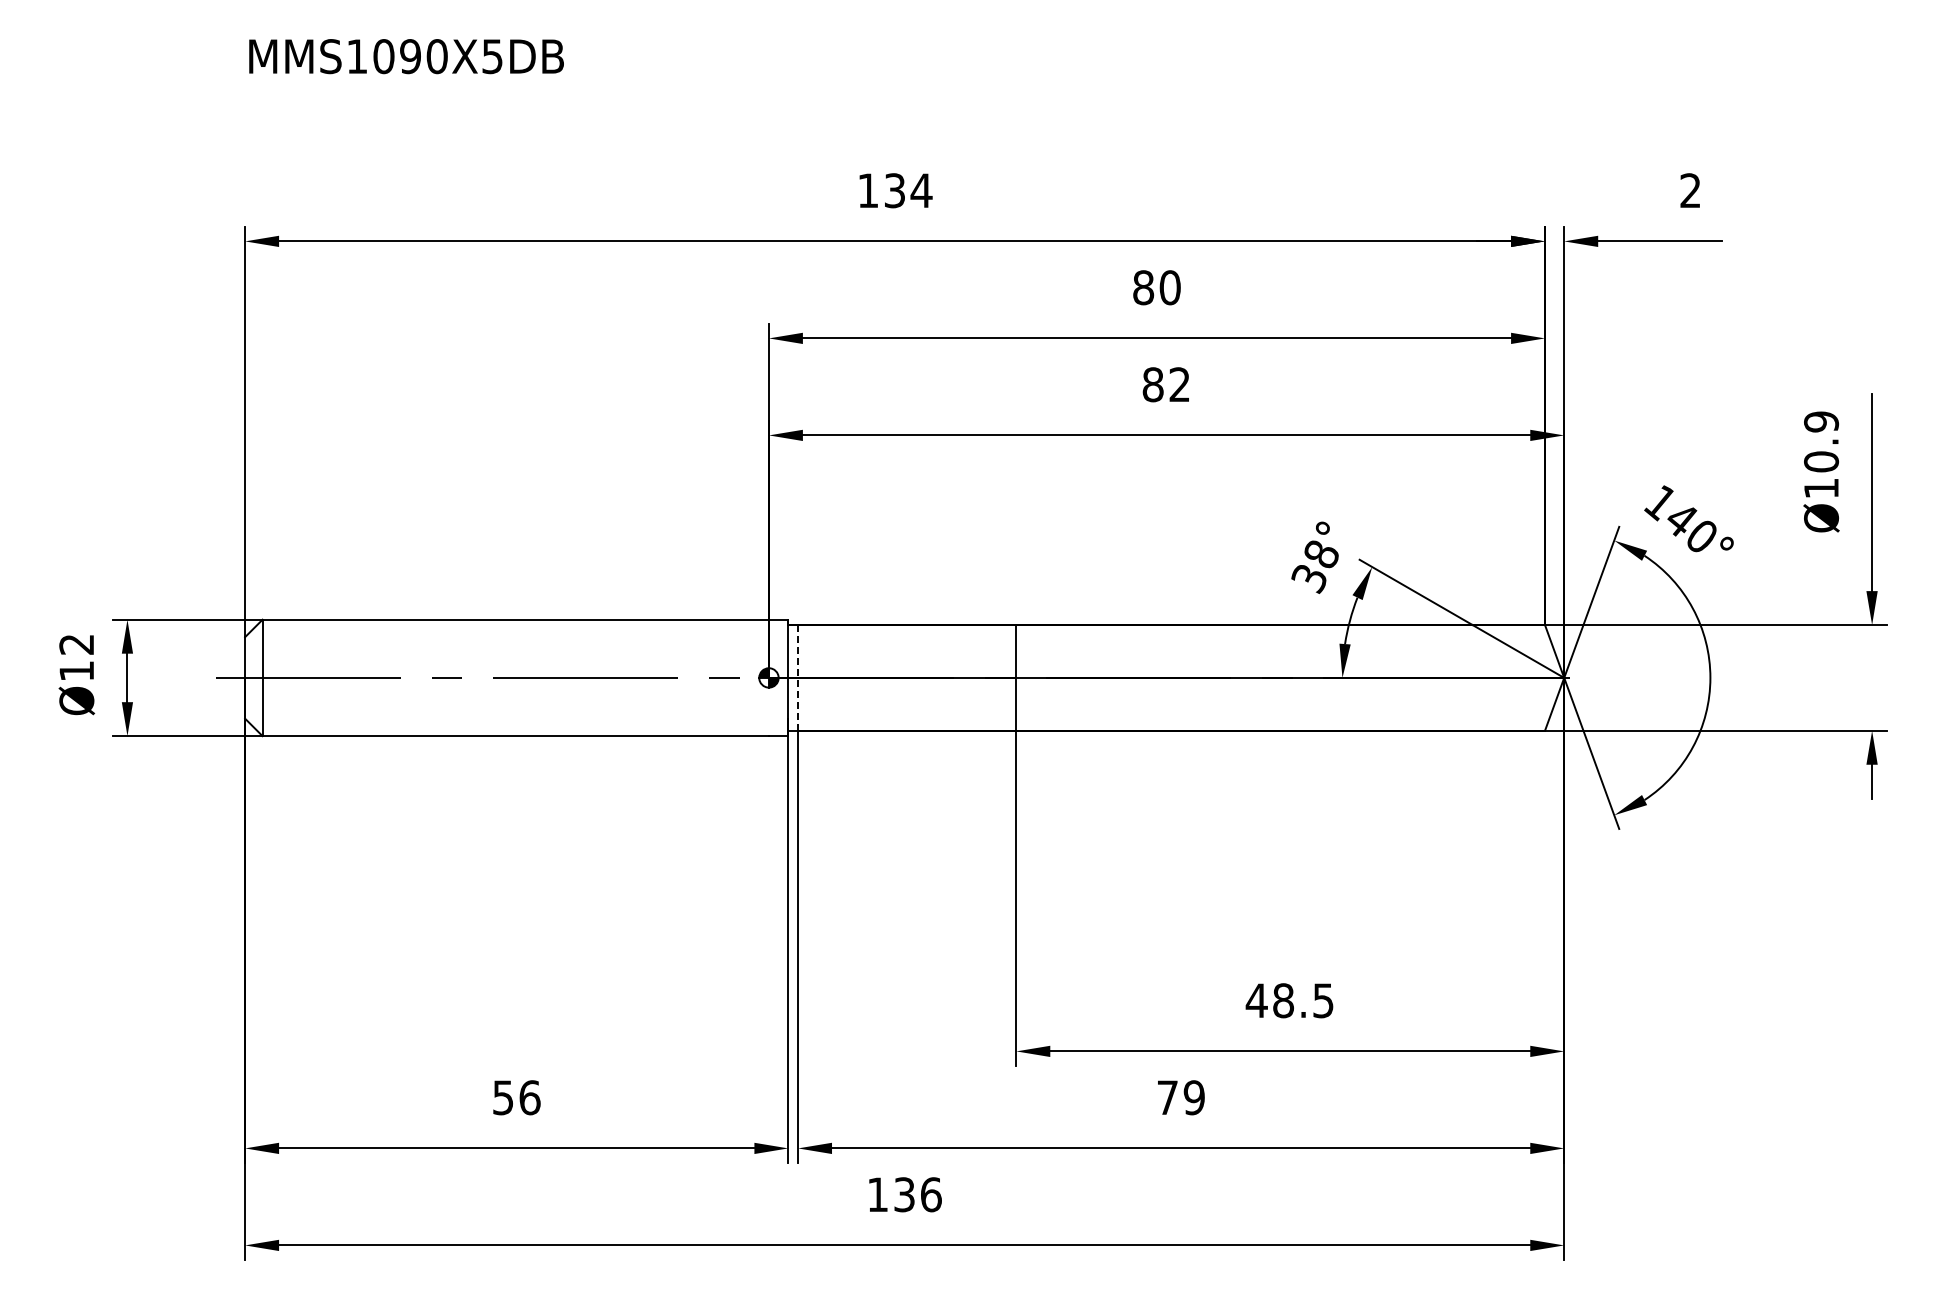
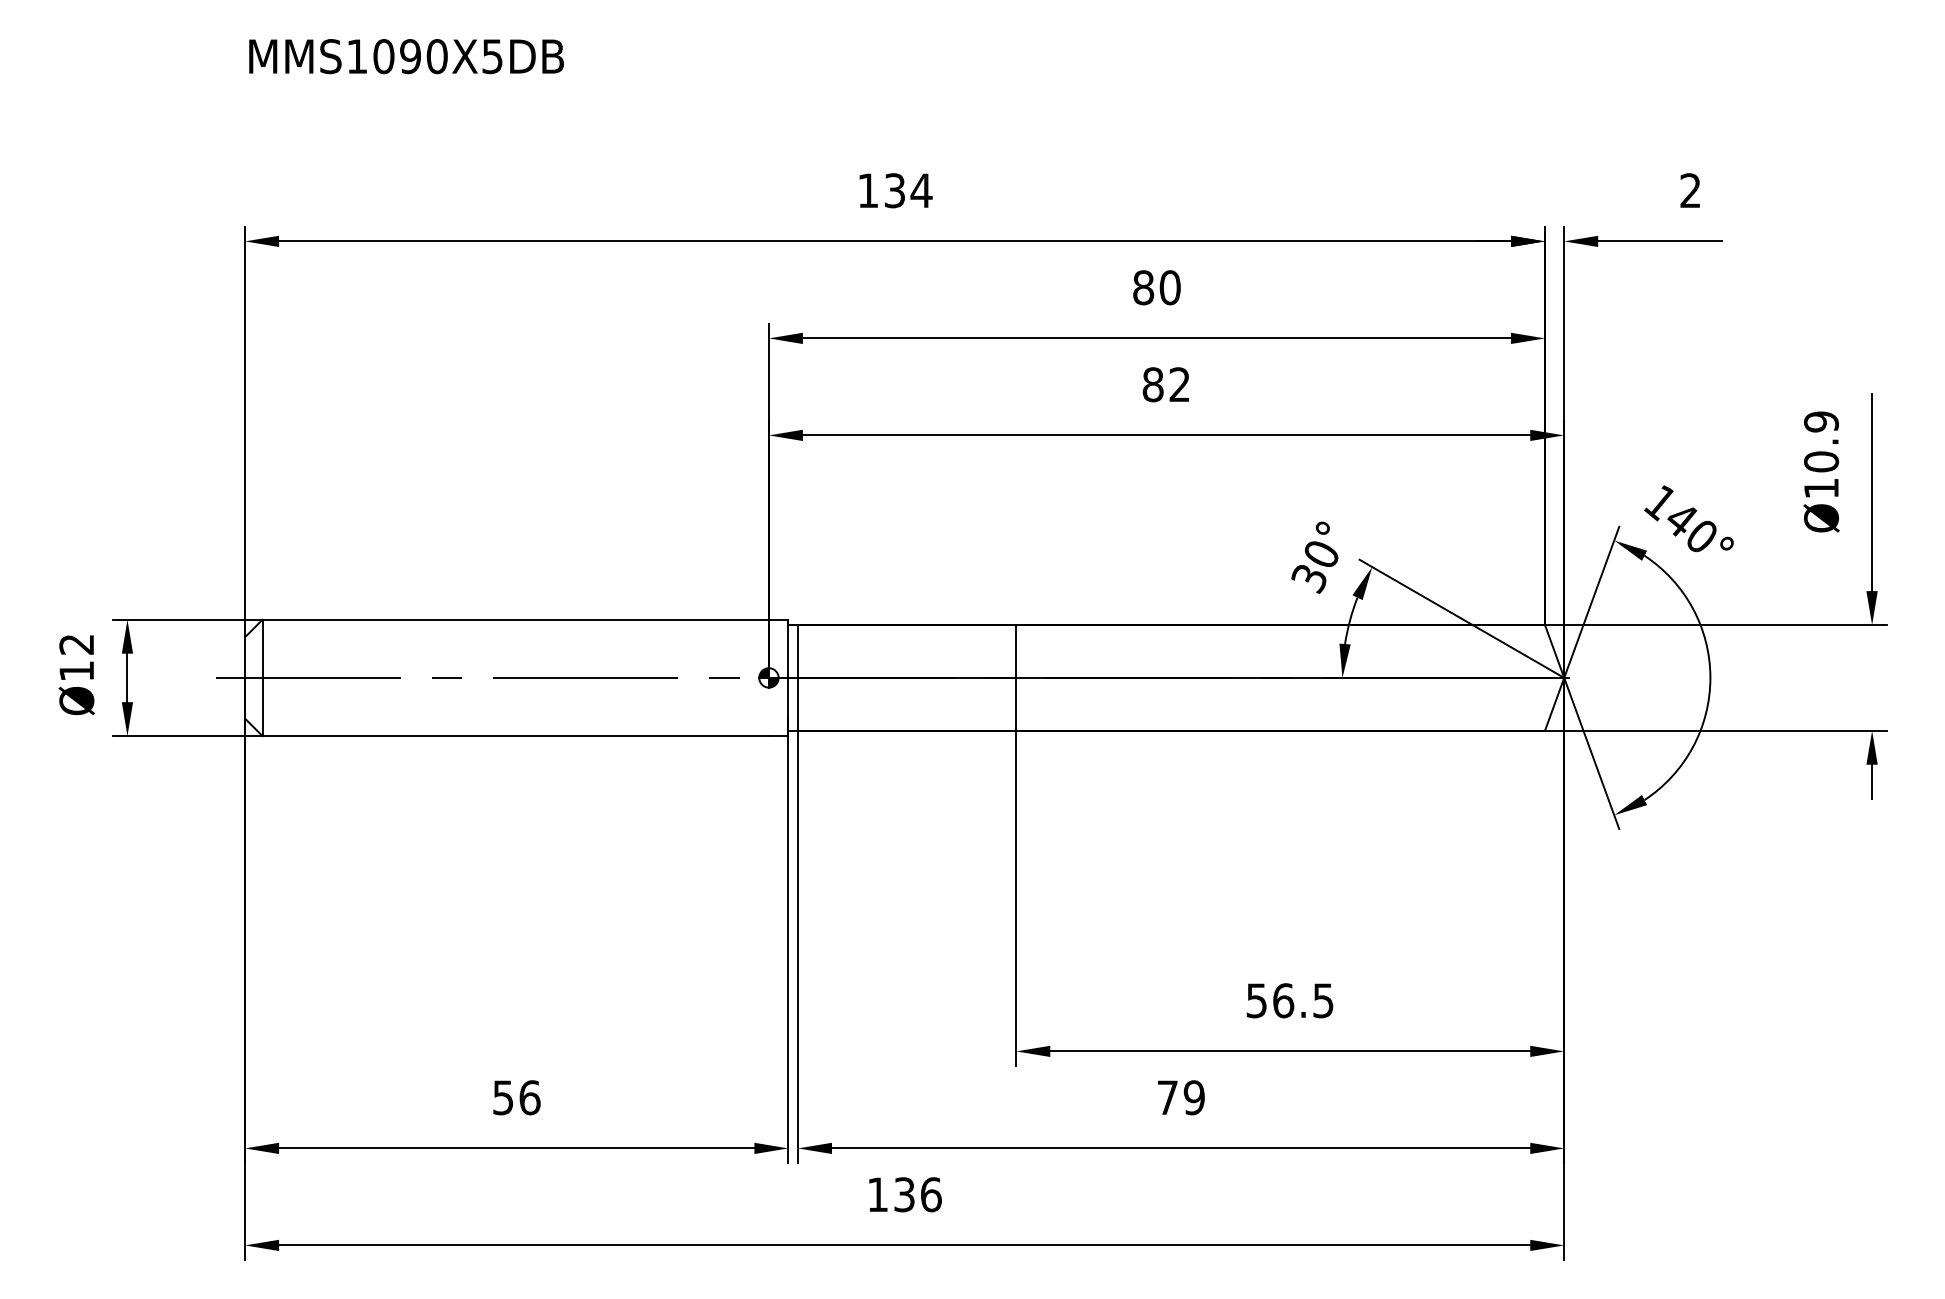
text: 38° -> 30° (1321, 554)
line: dashed -> solid (798, 677)
text: 48.5 -> 56.5 (1269, 1000)
